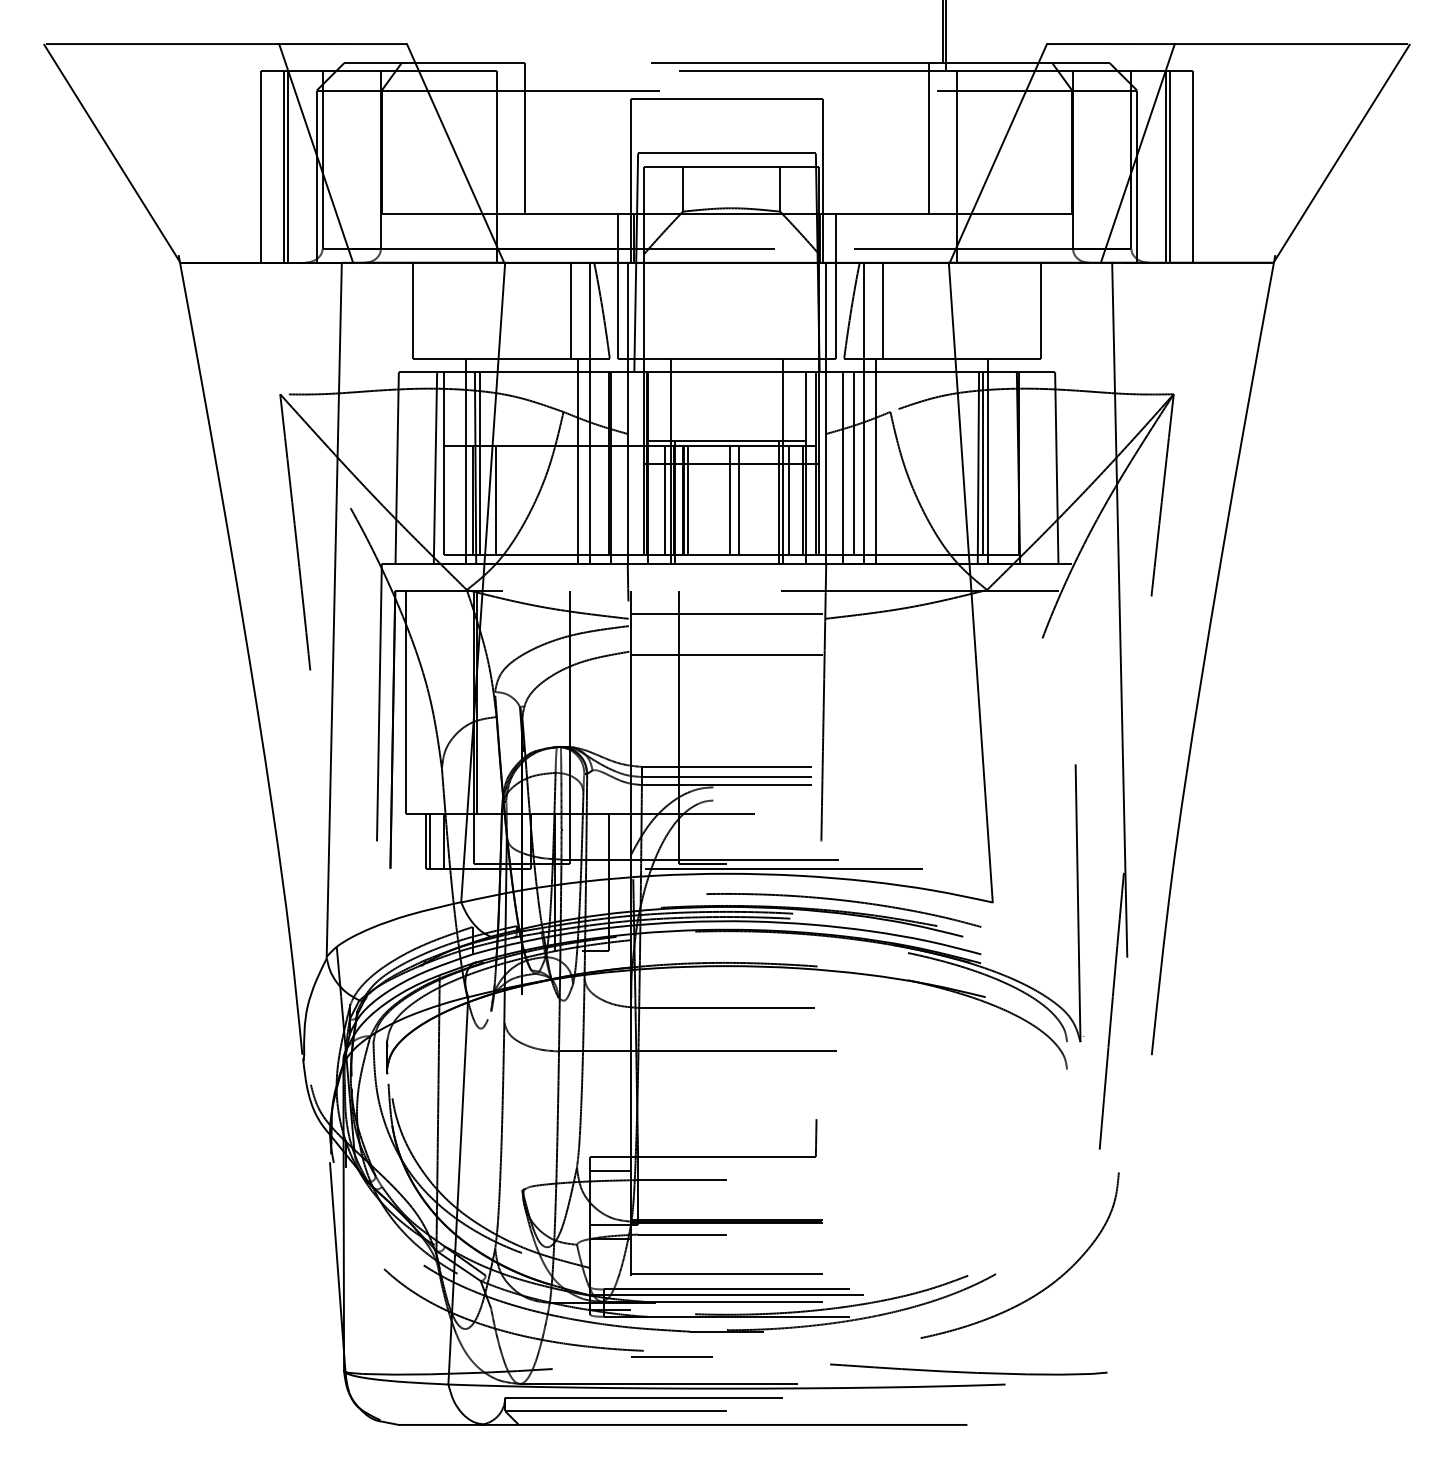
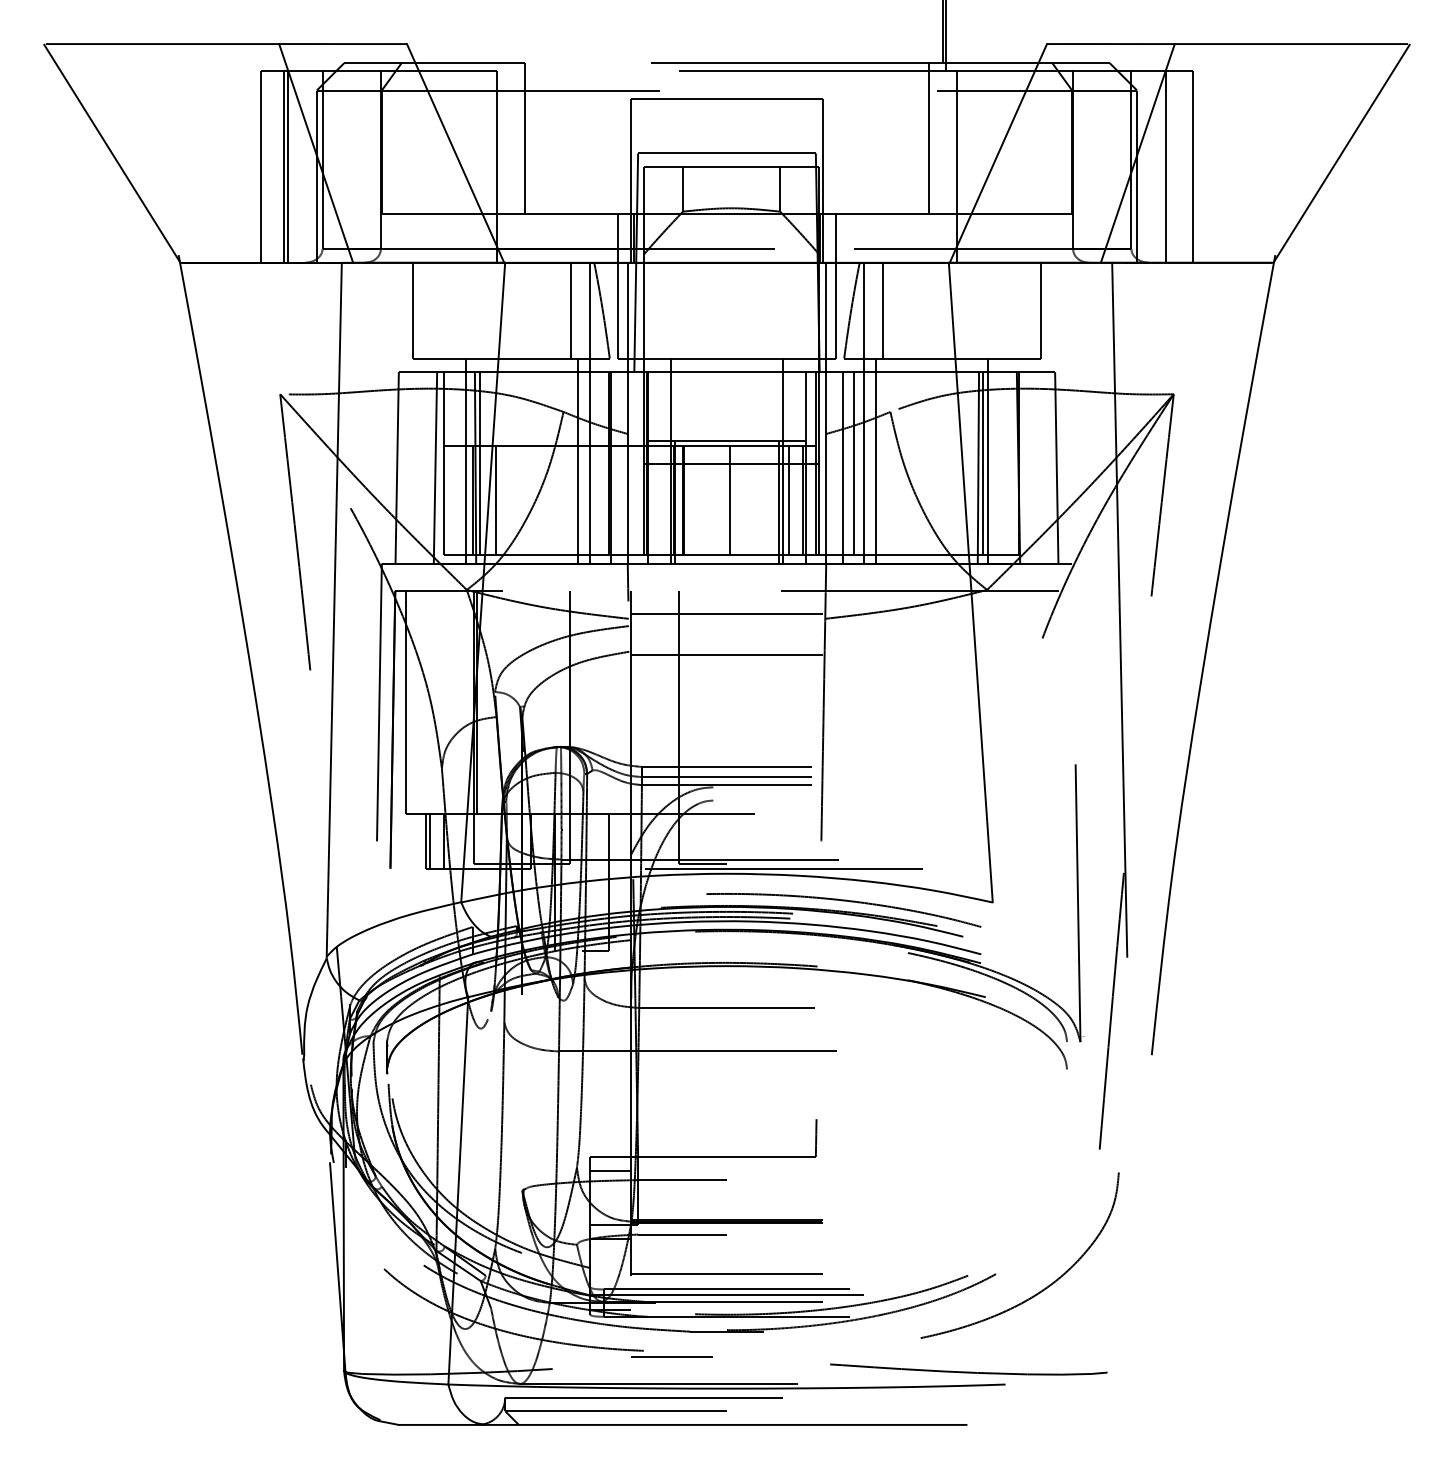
line: present -> none (1169, 166)
line: present -> none (664, 500)
line: present -> none (687, 500)
line: present -> none (738, 500)
